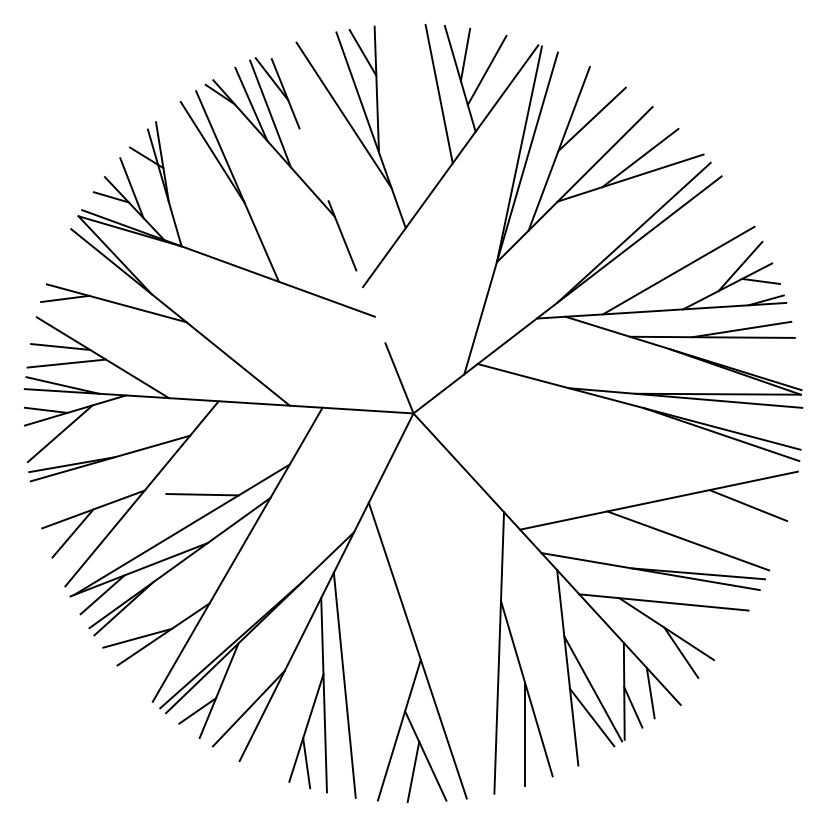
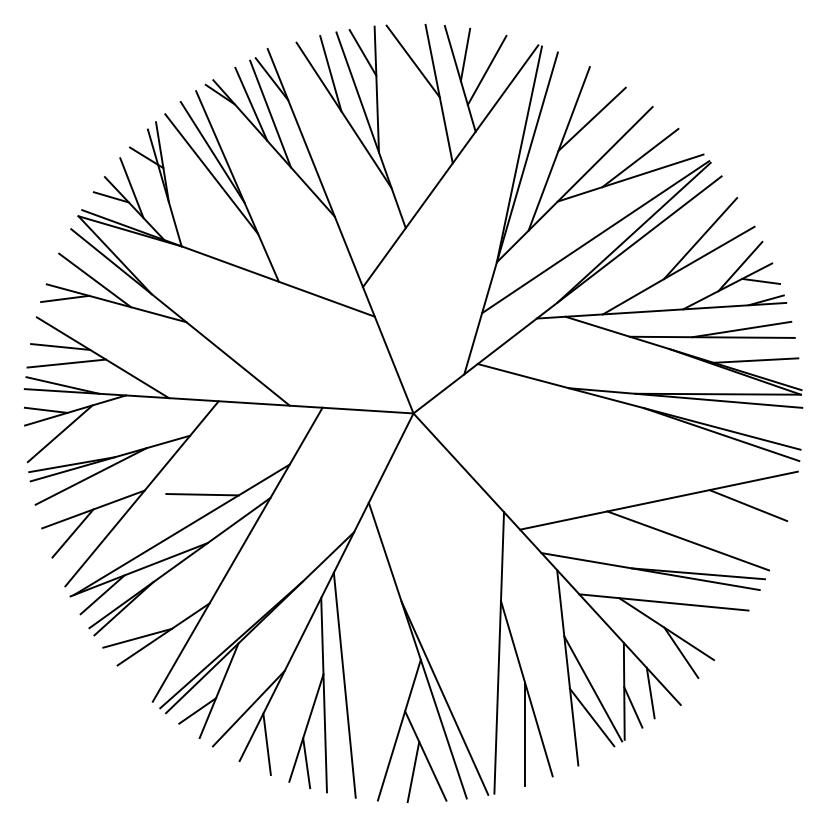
line: none -> present (412, 61)
line: none -> present (330, 73)
line: none -> present (211, 174)
line: dashed -> solid (340, 230)
line: none -> present (595, 237)
line: none -> present (700, 238)
line: none -> present (95, 280)
line: none -> present (755, 360)
line: none -> present (90, 476)
line: none -> present (444, 697)
line: none -> present (266, 744)
